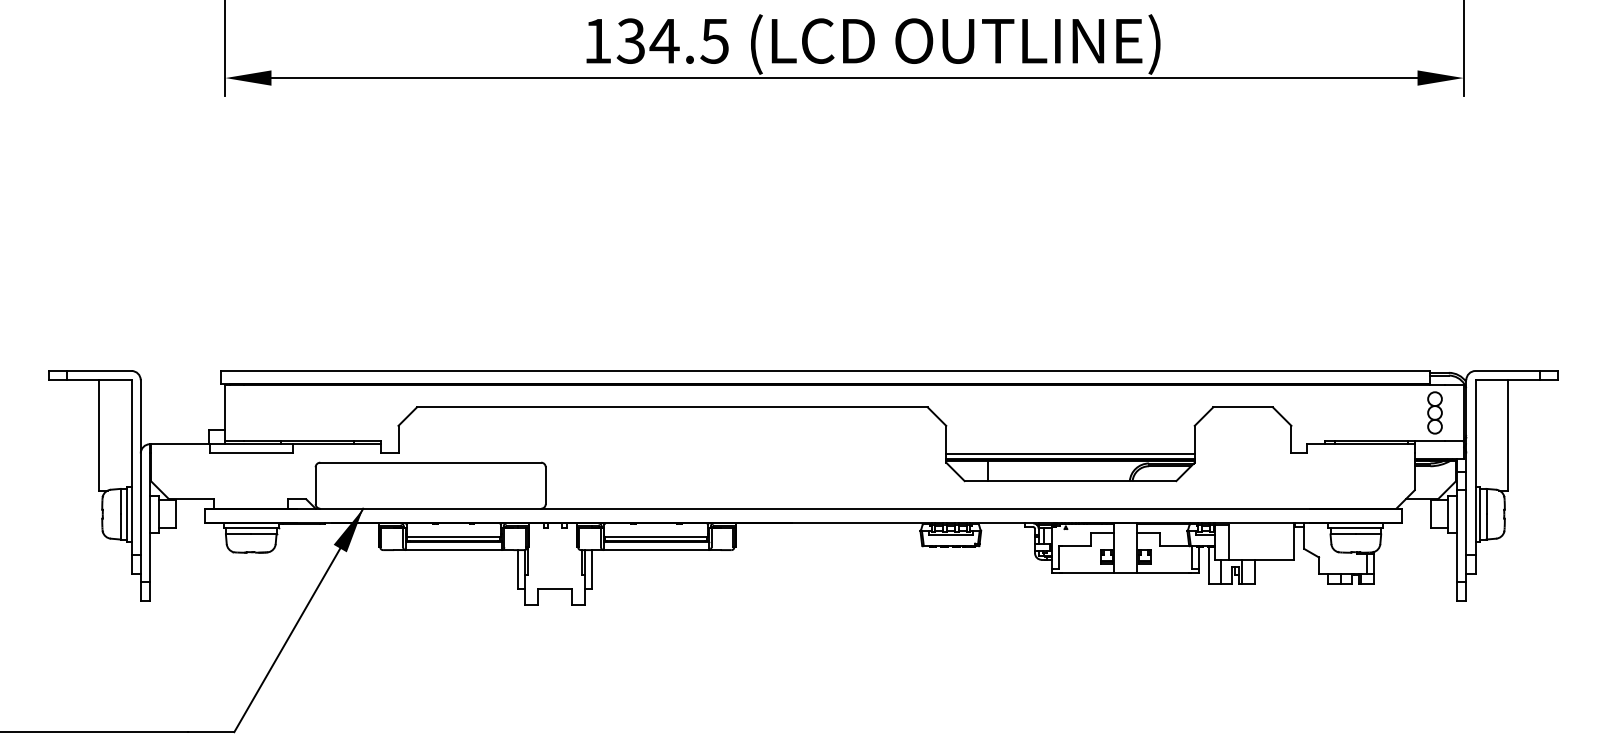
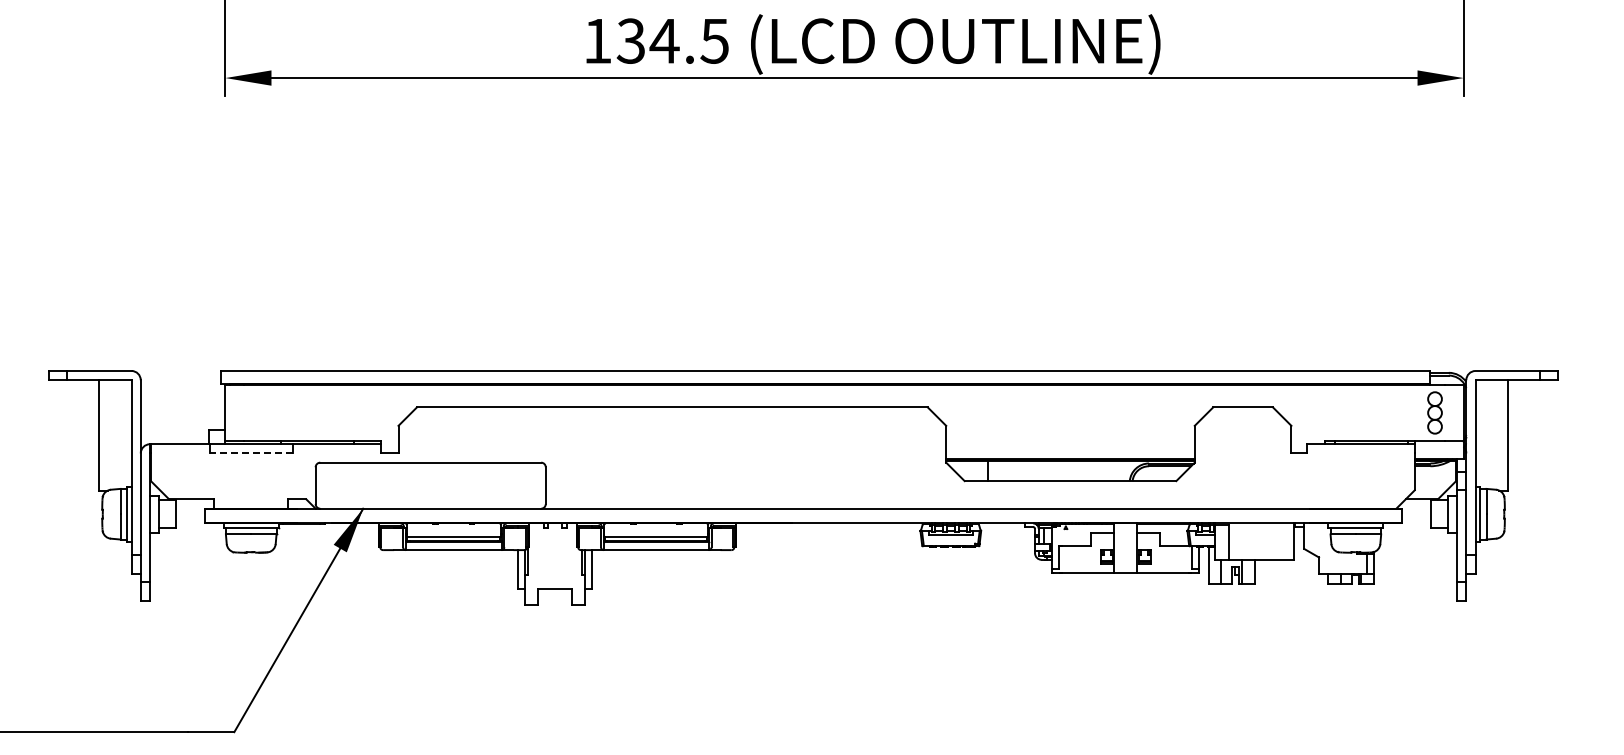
line: solid -> dashed (250, 453)
line: present -> none (1070, 454)
